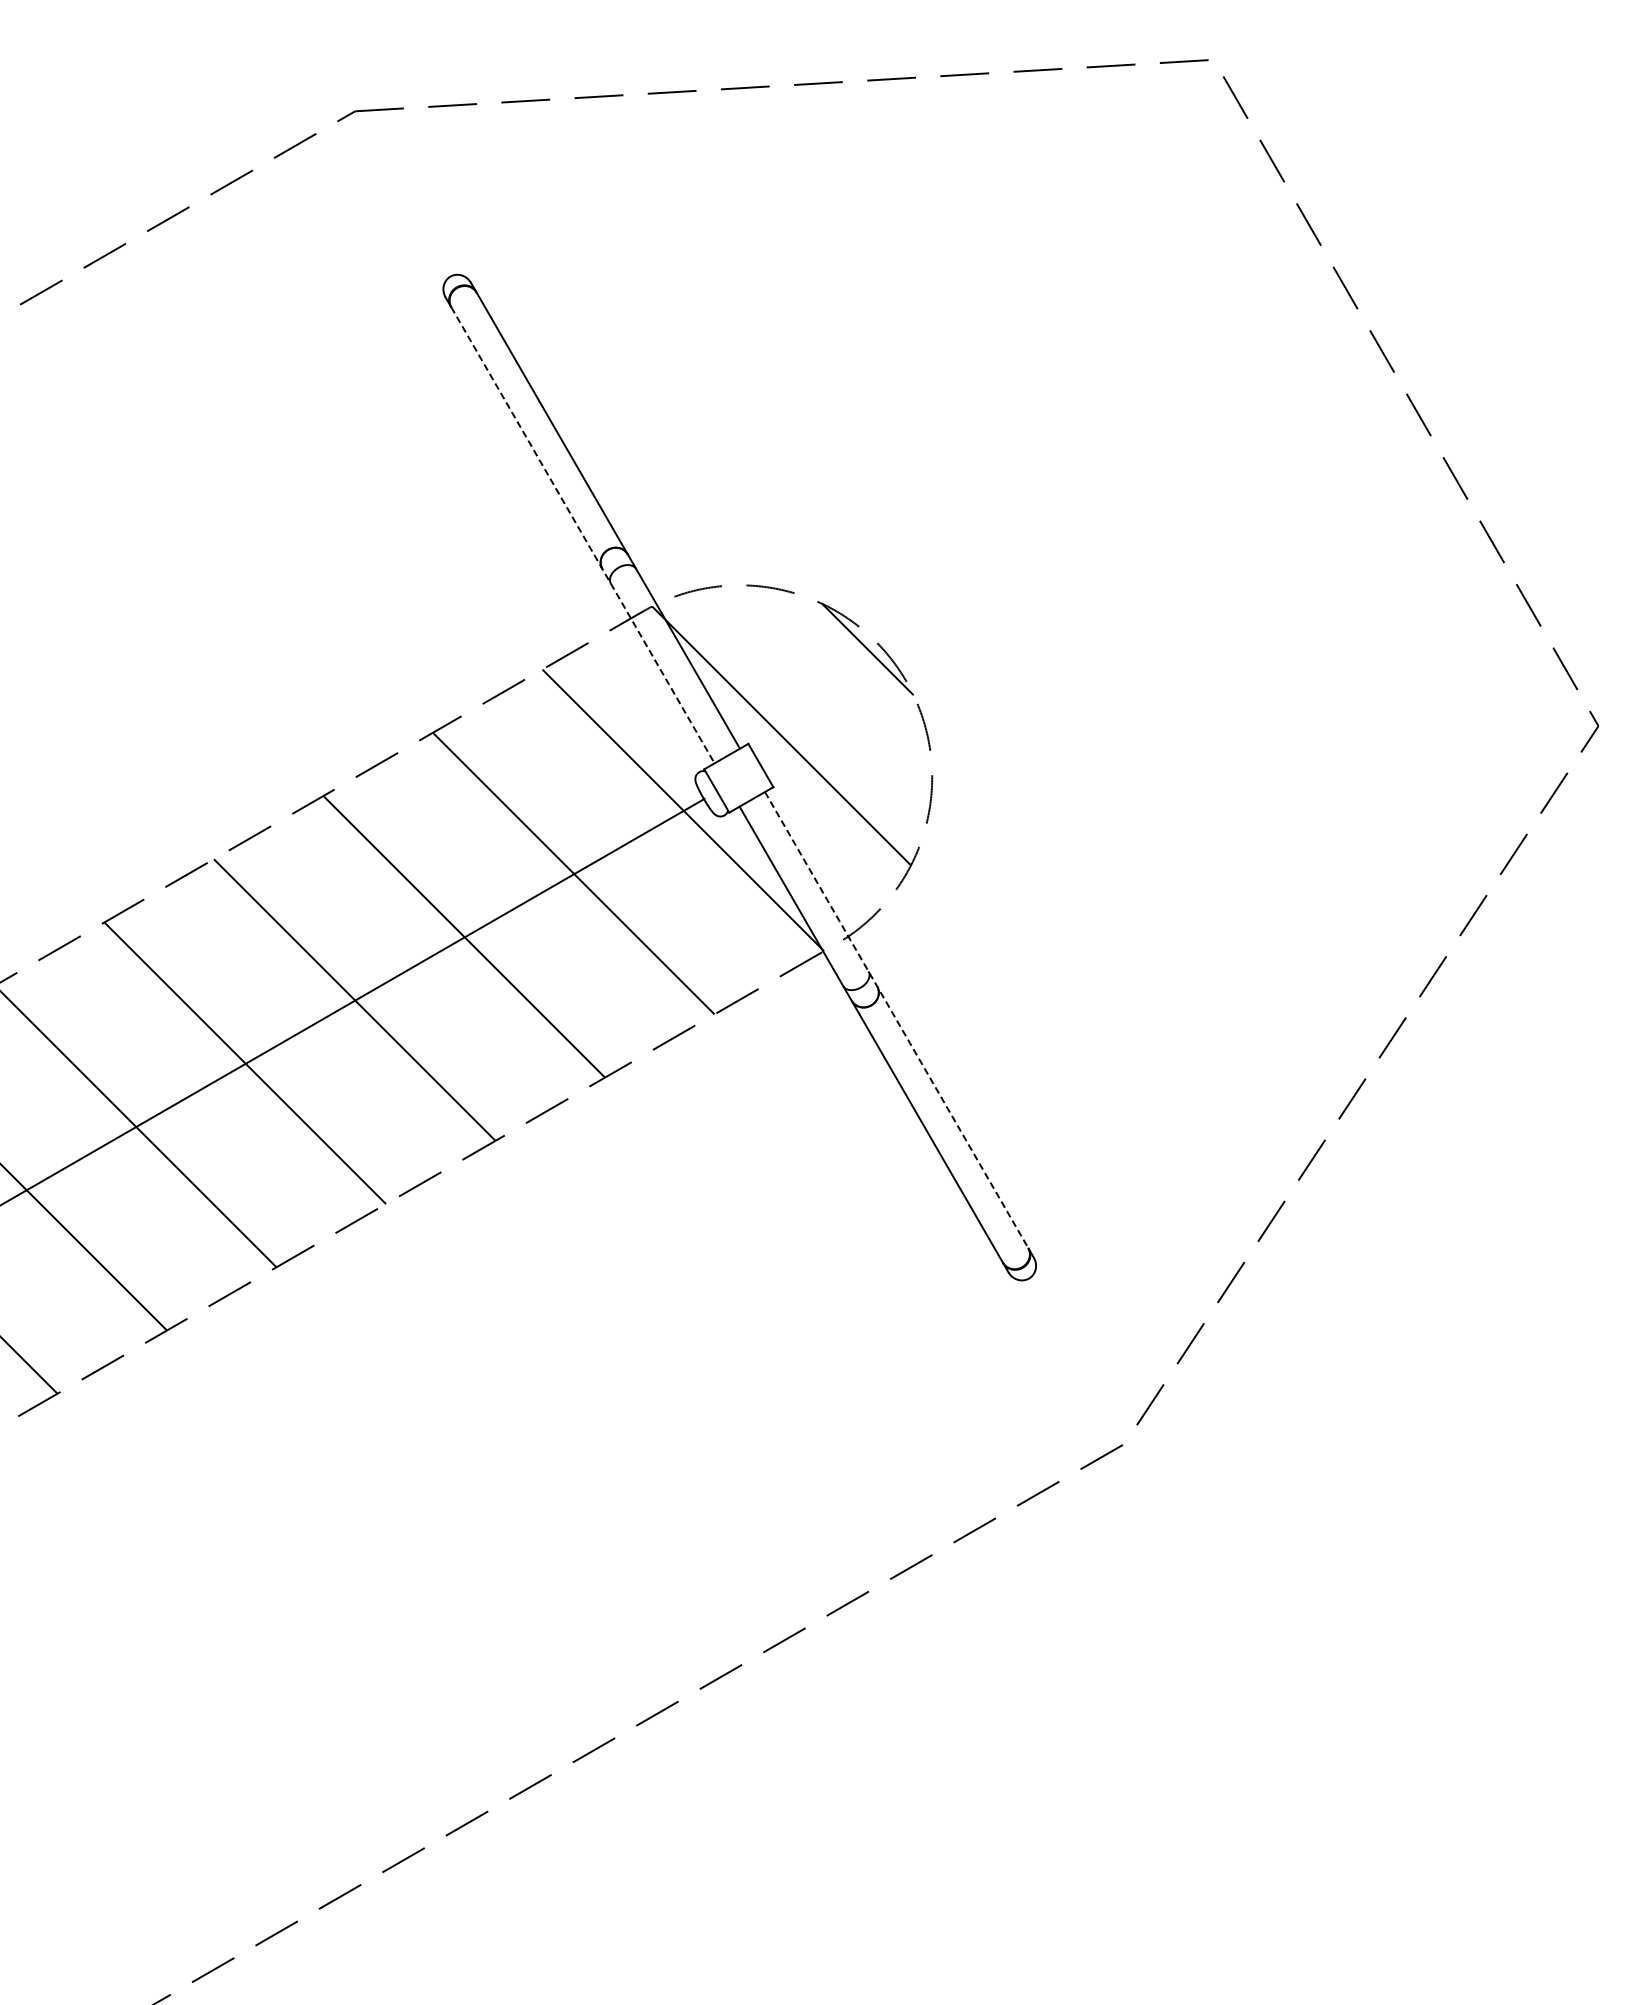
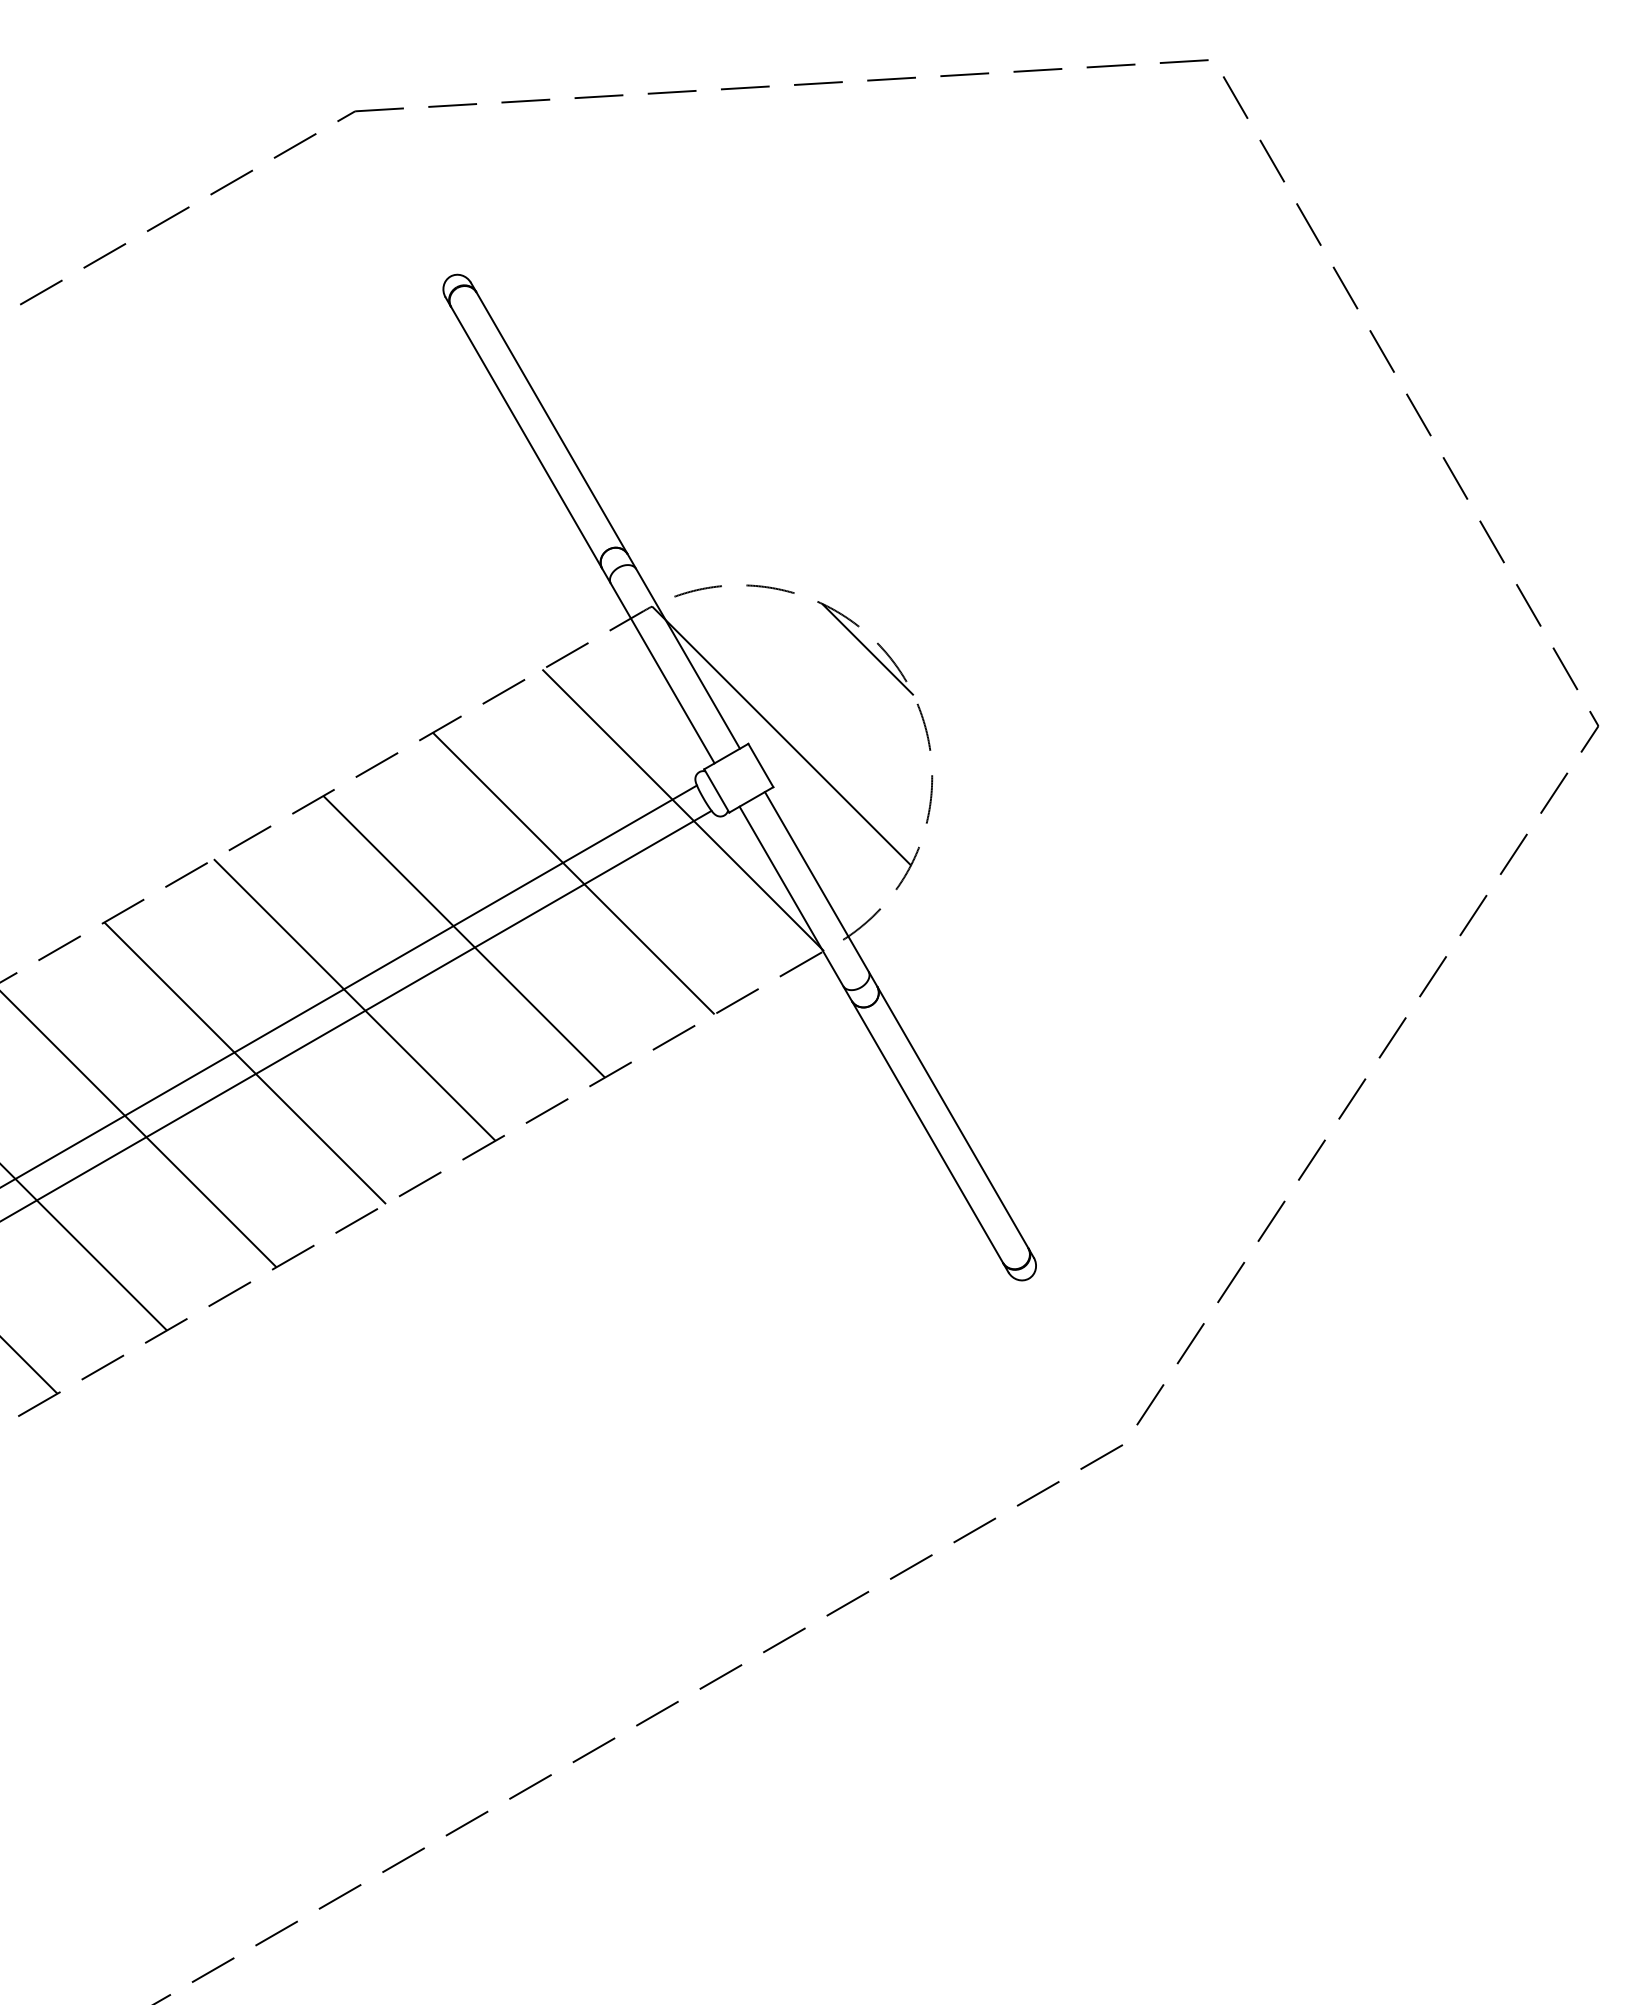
line: dashed -> solid (583, 535)
line: none -> present (349, 985)
line position: (353, 1001) -> (356, 1015) (356, 1015)
line: dashed -> solid (896, 1020)
